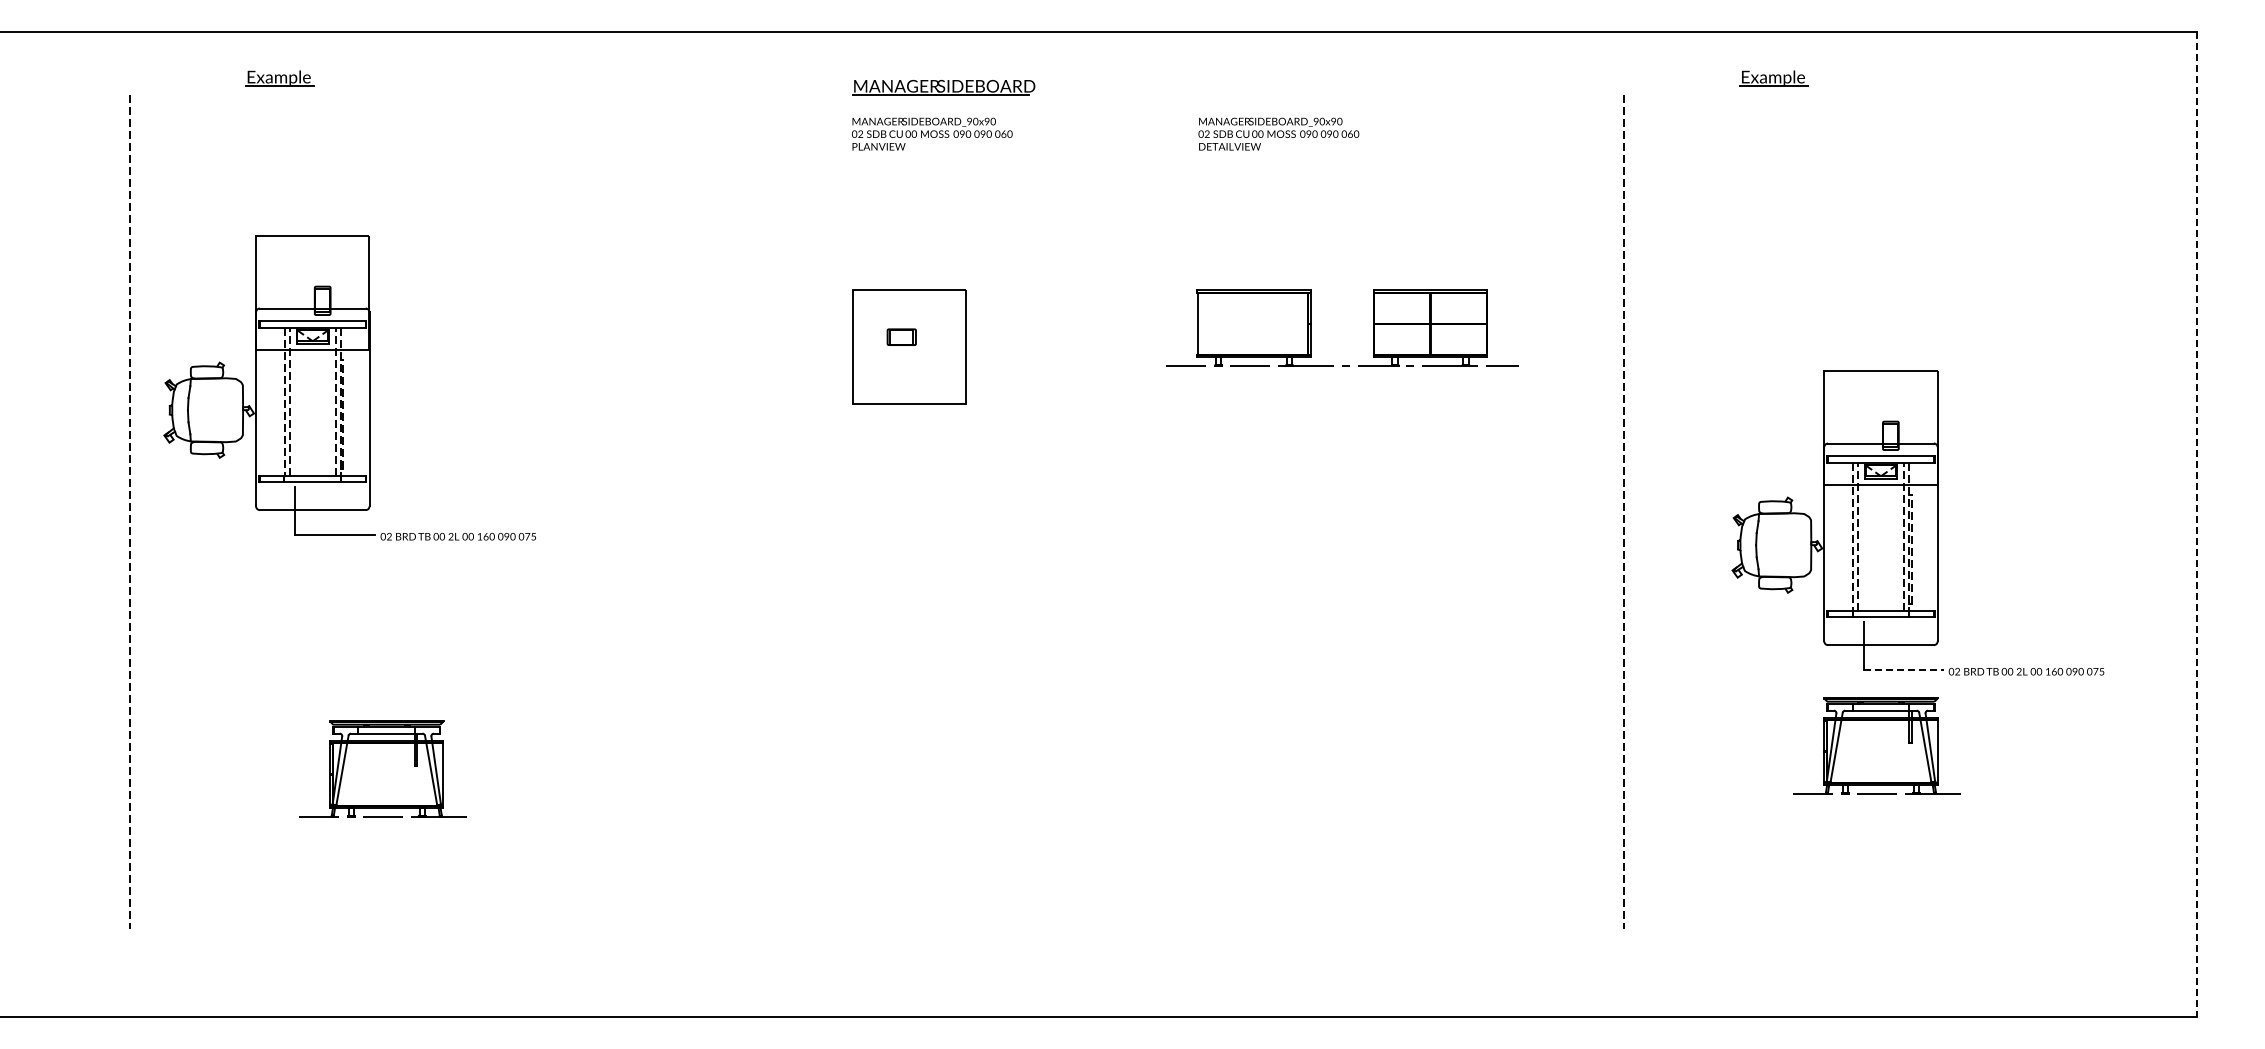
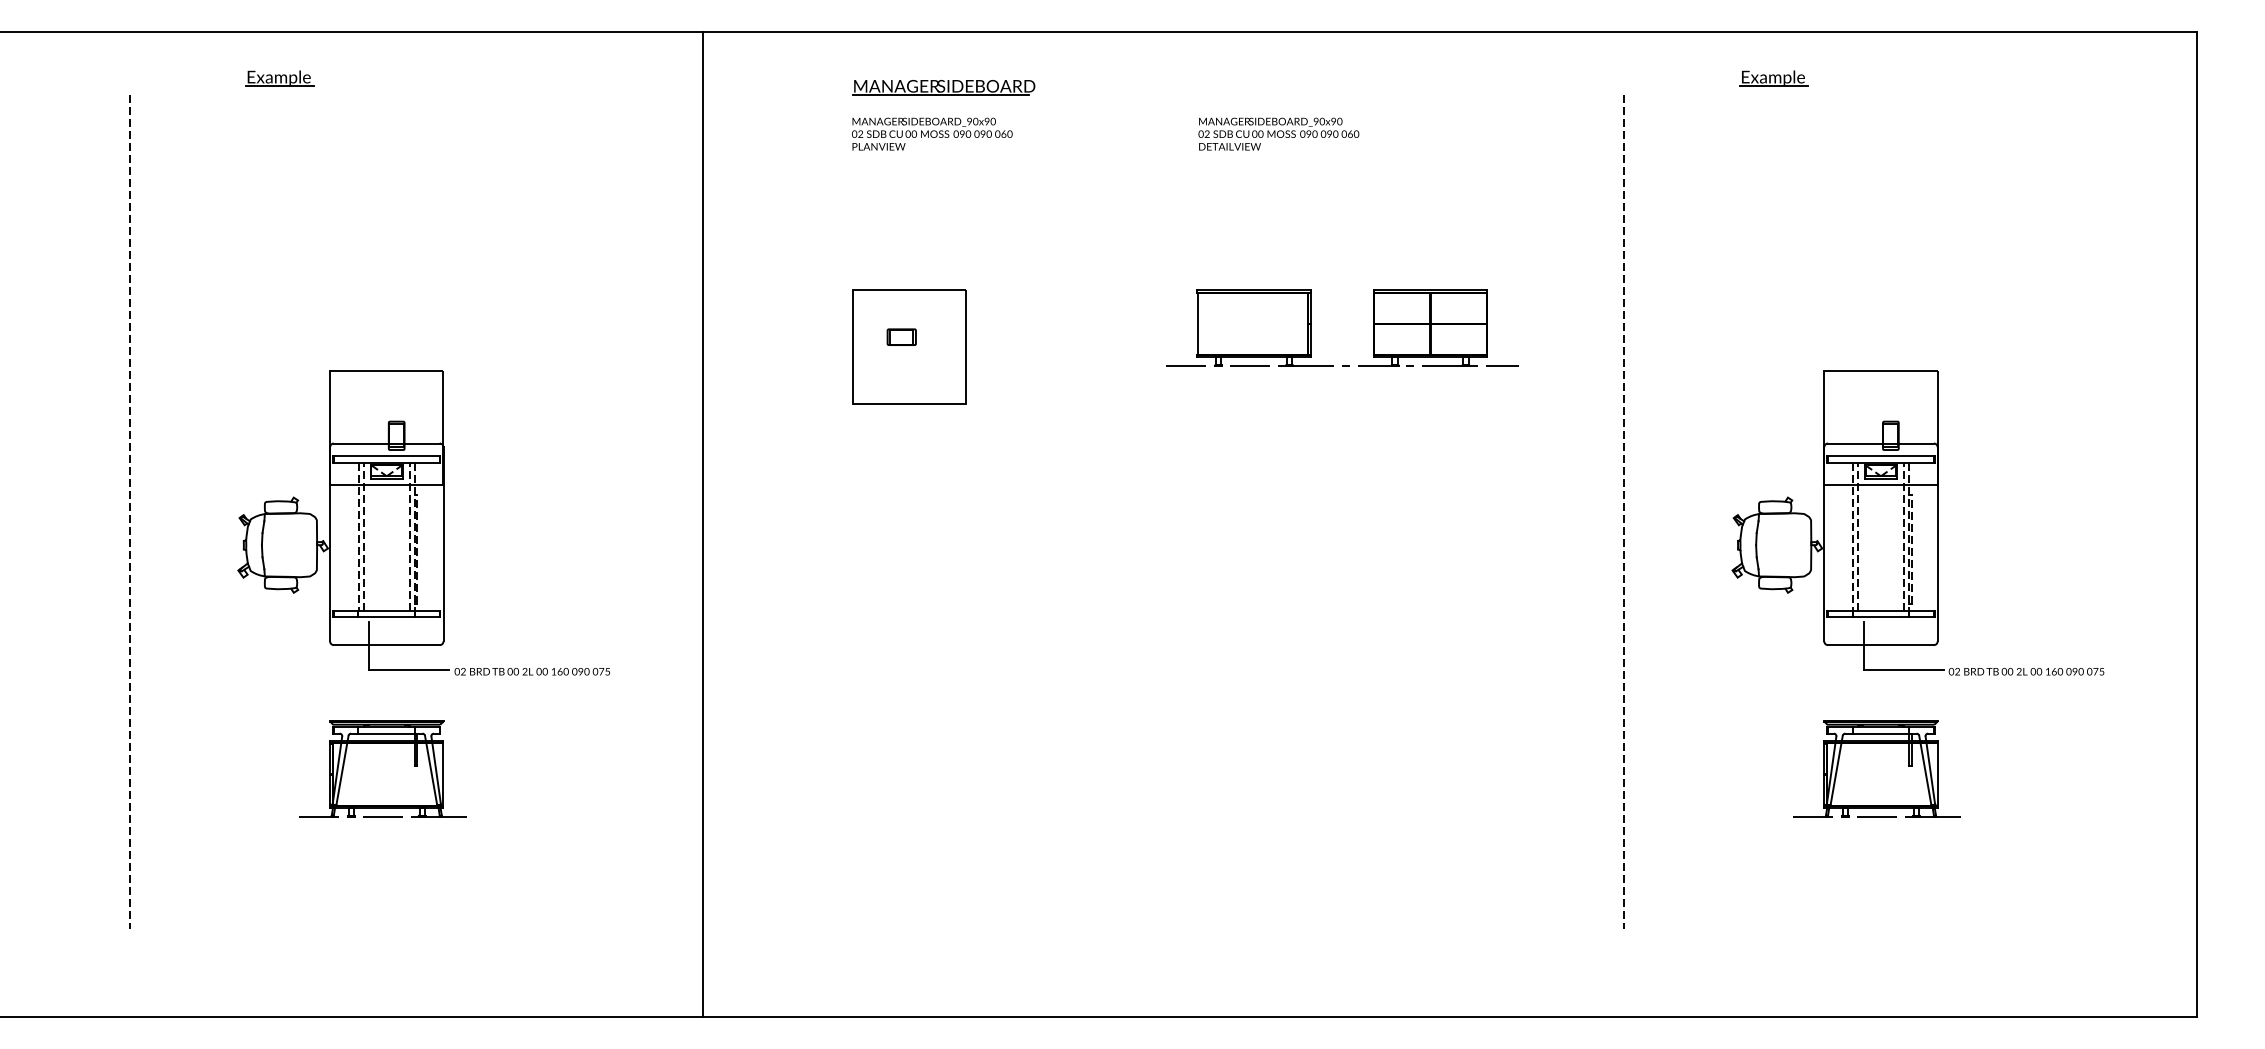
part position: (349, 387) -> (423, 522) (423, 522)
line: none -> present (702, 524)
line: dashed -> solid (2197, 524)
line: dashed -> solid (1904, 669)
part position: (1876, 745) -> (1876, 768) (1876, 768)
